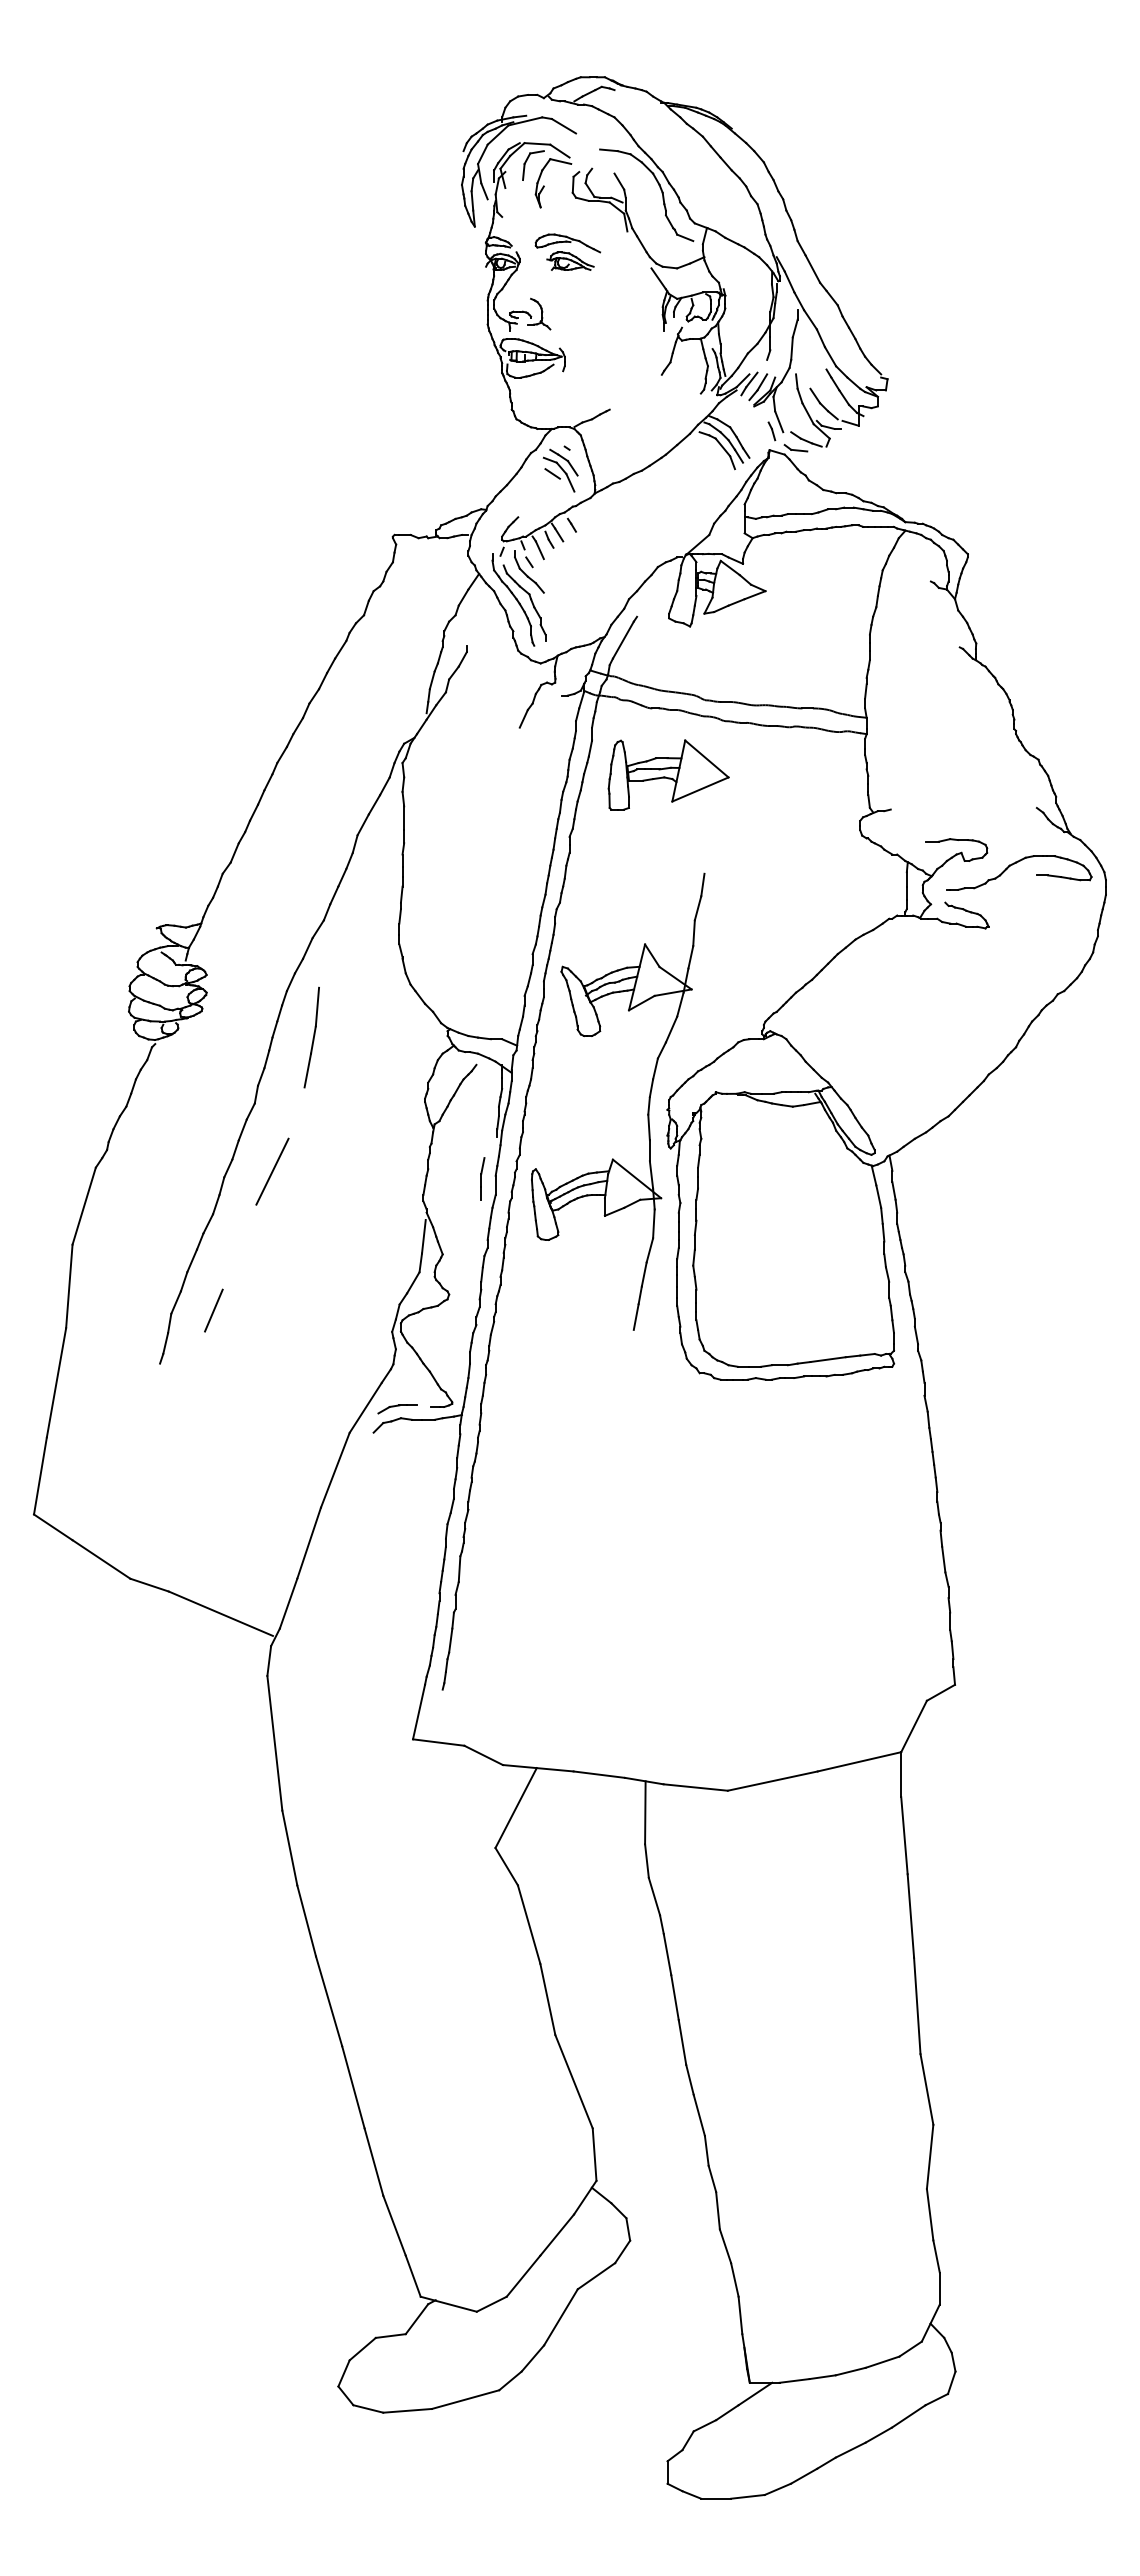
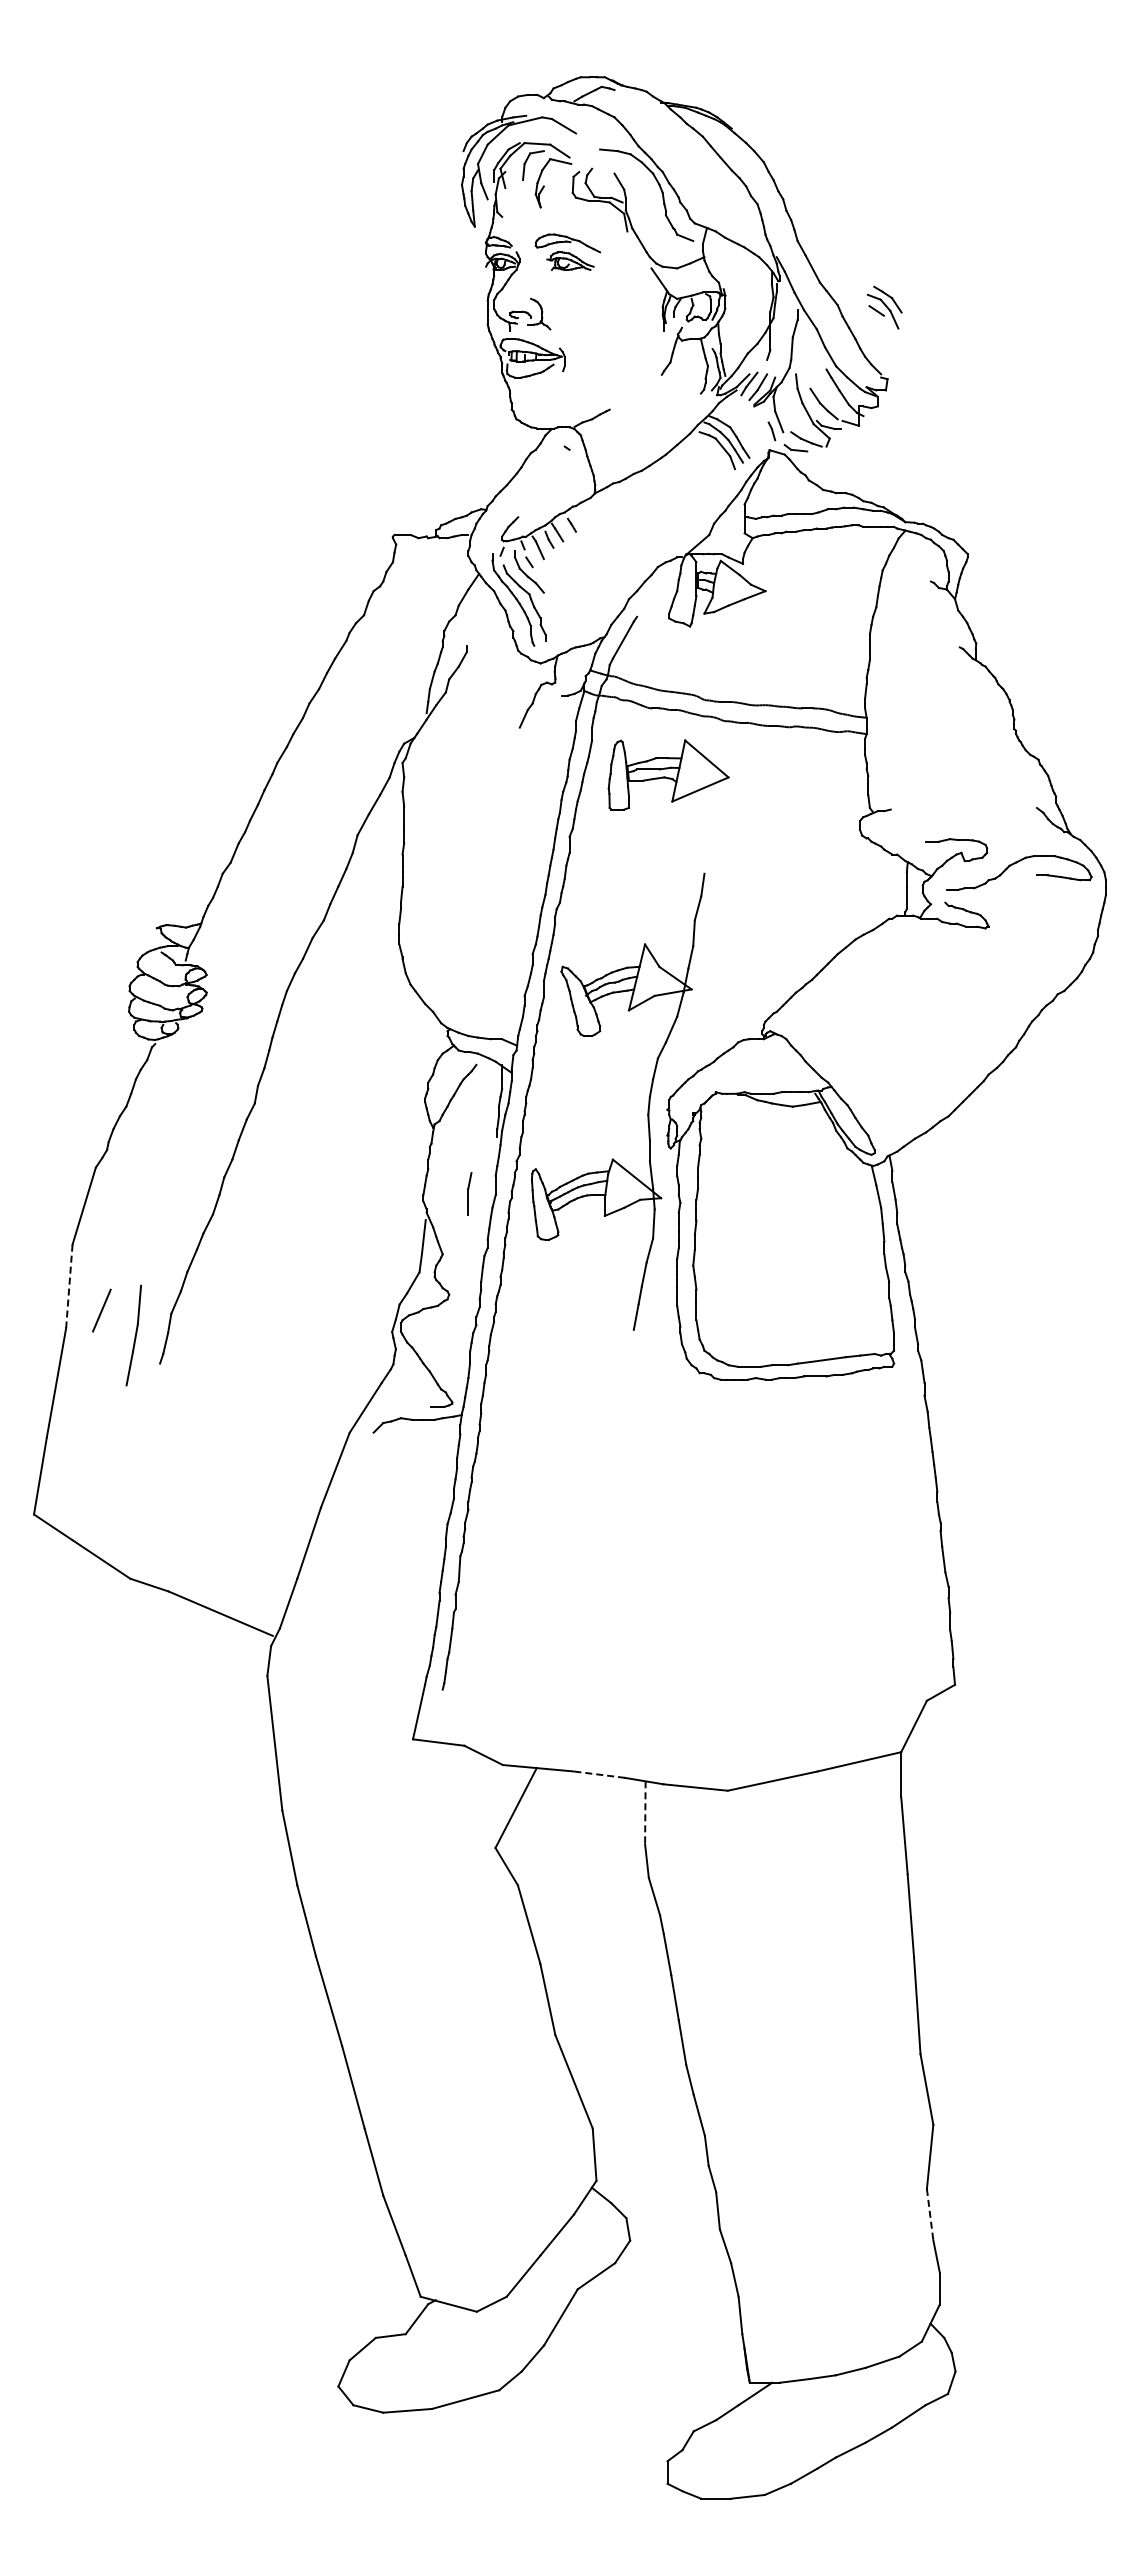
part position: (560, 470) -> (884, 307) (884, 307)
part position: (311, 1037) -> (133, 1335) (133, 1335)
line: present -> none (272, 1171)
part position: (482, 1178) -> (469, 1193) (469, 1193)
line: solid -> dashed (69, 1286)
line position: (213, 1310) -> (101, 1310) (101, 1310)
part: present -> none (397, 1409)
line: solid -> dashed (599, 1774)
line: solid -> dashed (645, 1813)
line: solid -> dashed (930, 2214)
